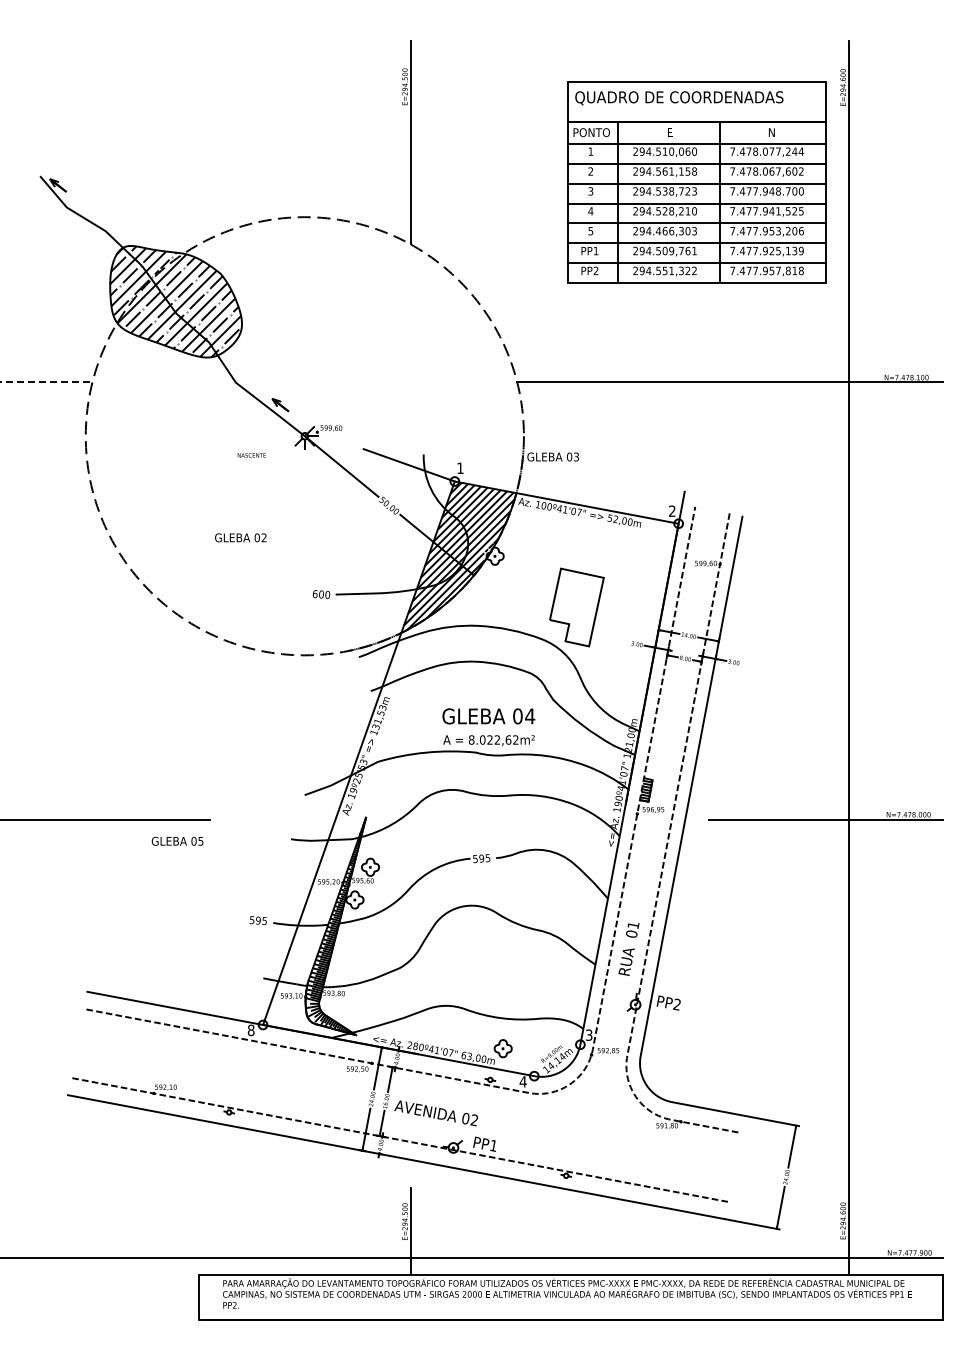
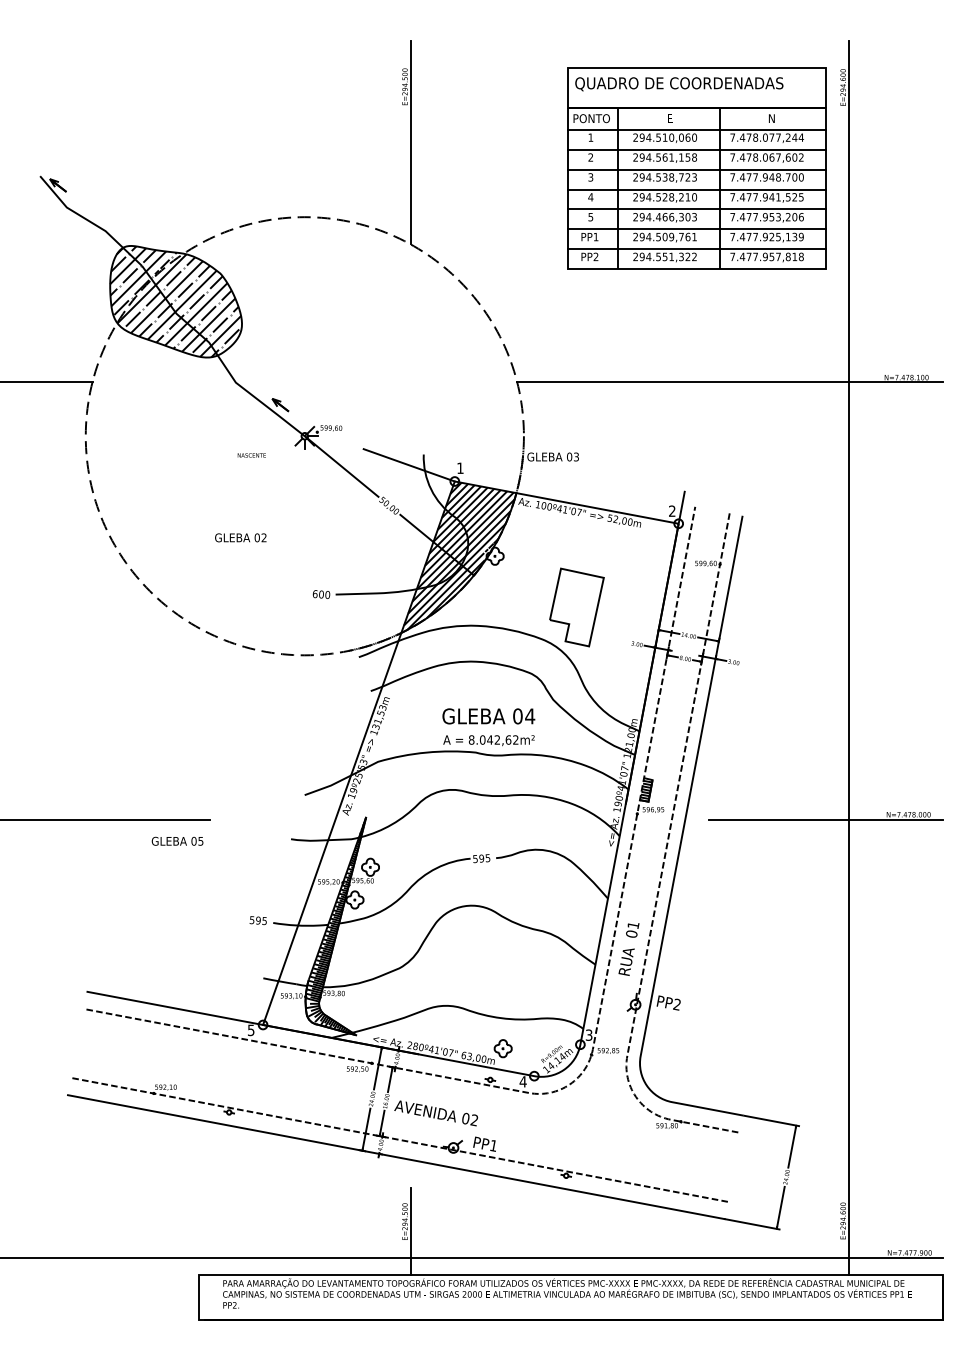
part position: (696, 182) -> (696, 168) (696, 168)
line: dashed -> solid (46, 381)
text: 8.022,62m² -> 8.042,62m² (489, 739)
text: 8 -> 5 (250, 1030)
